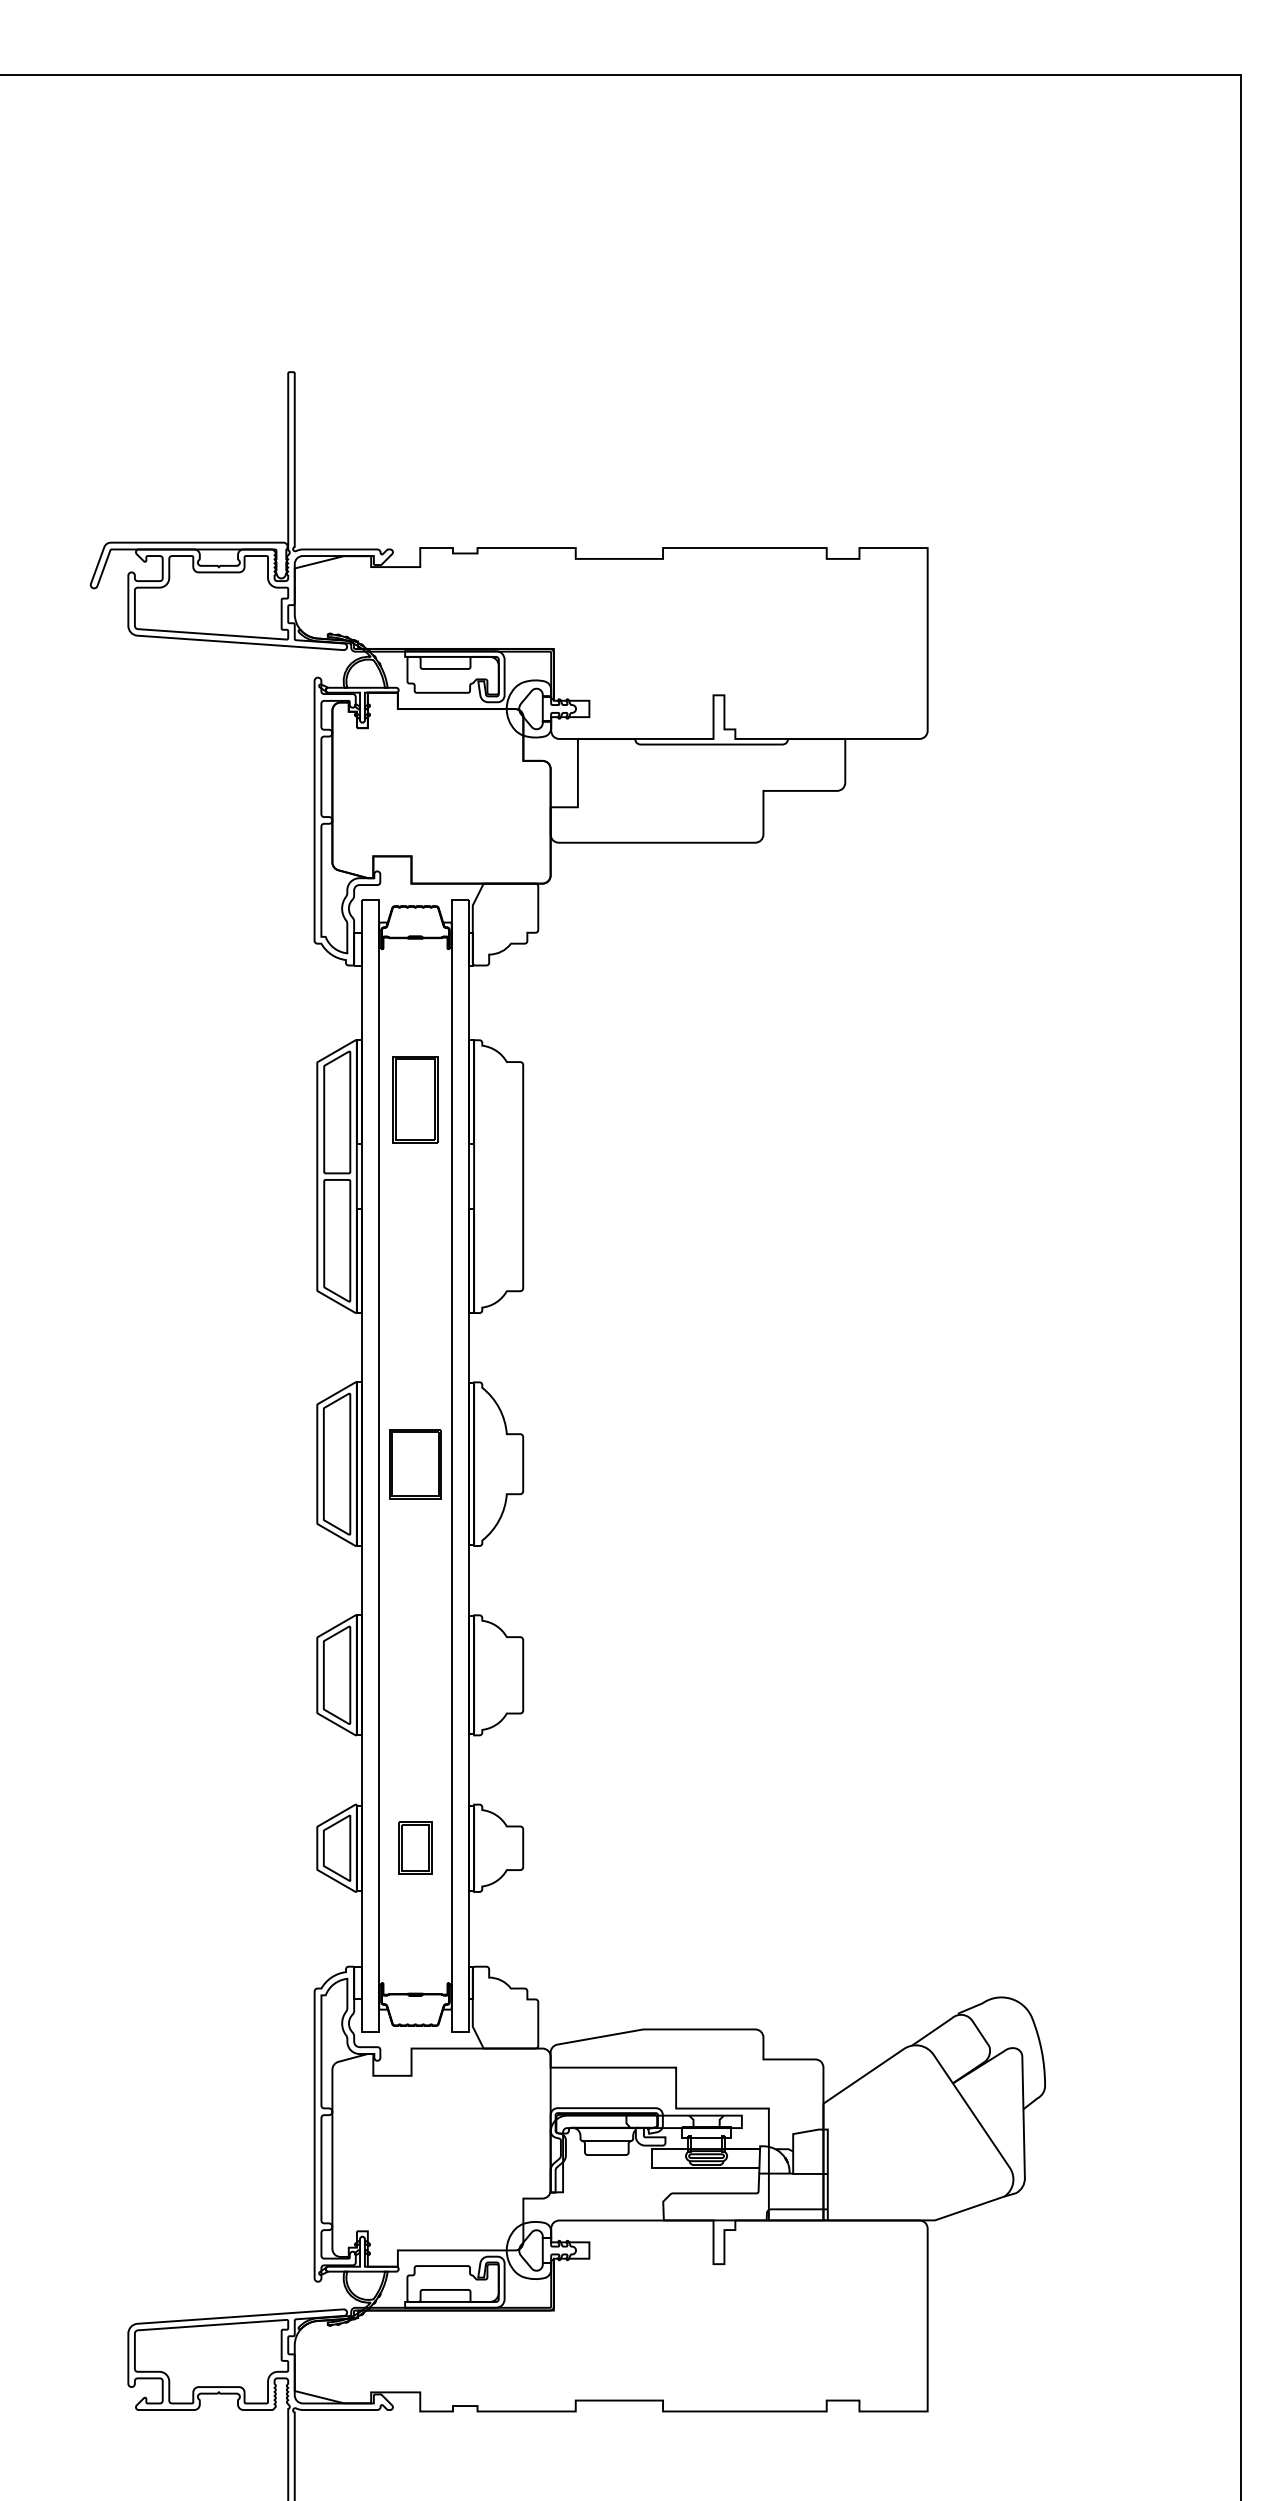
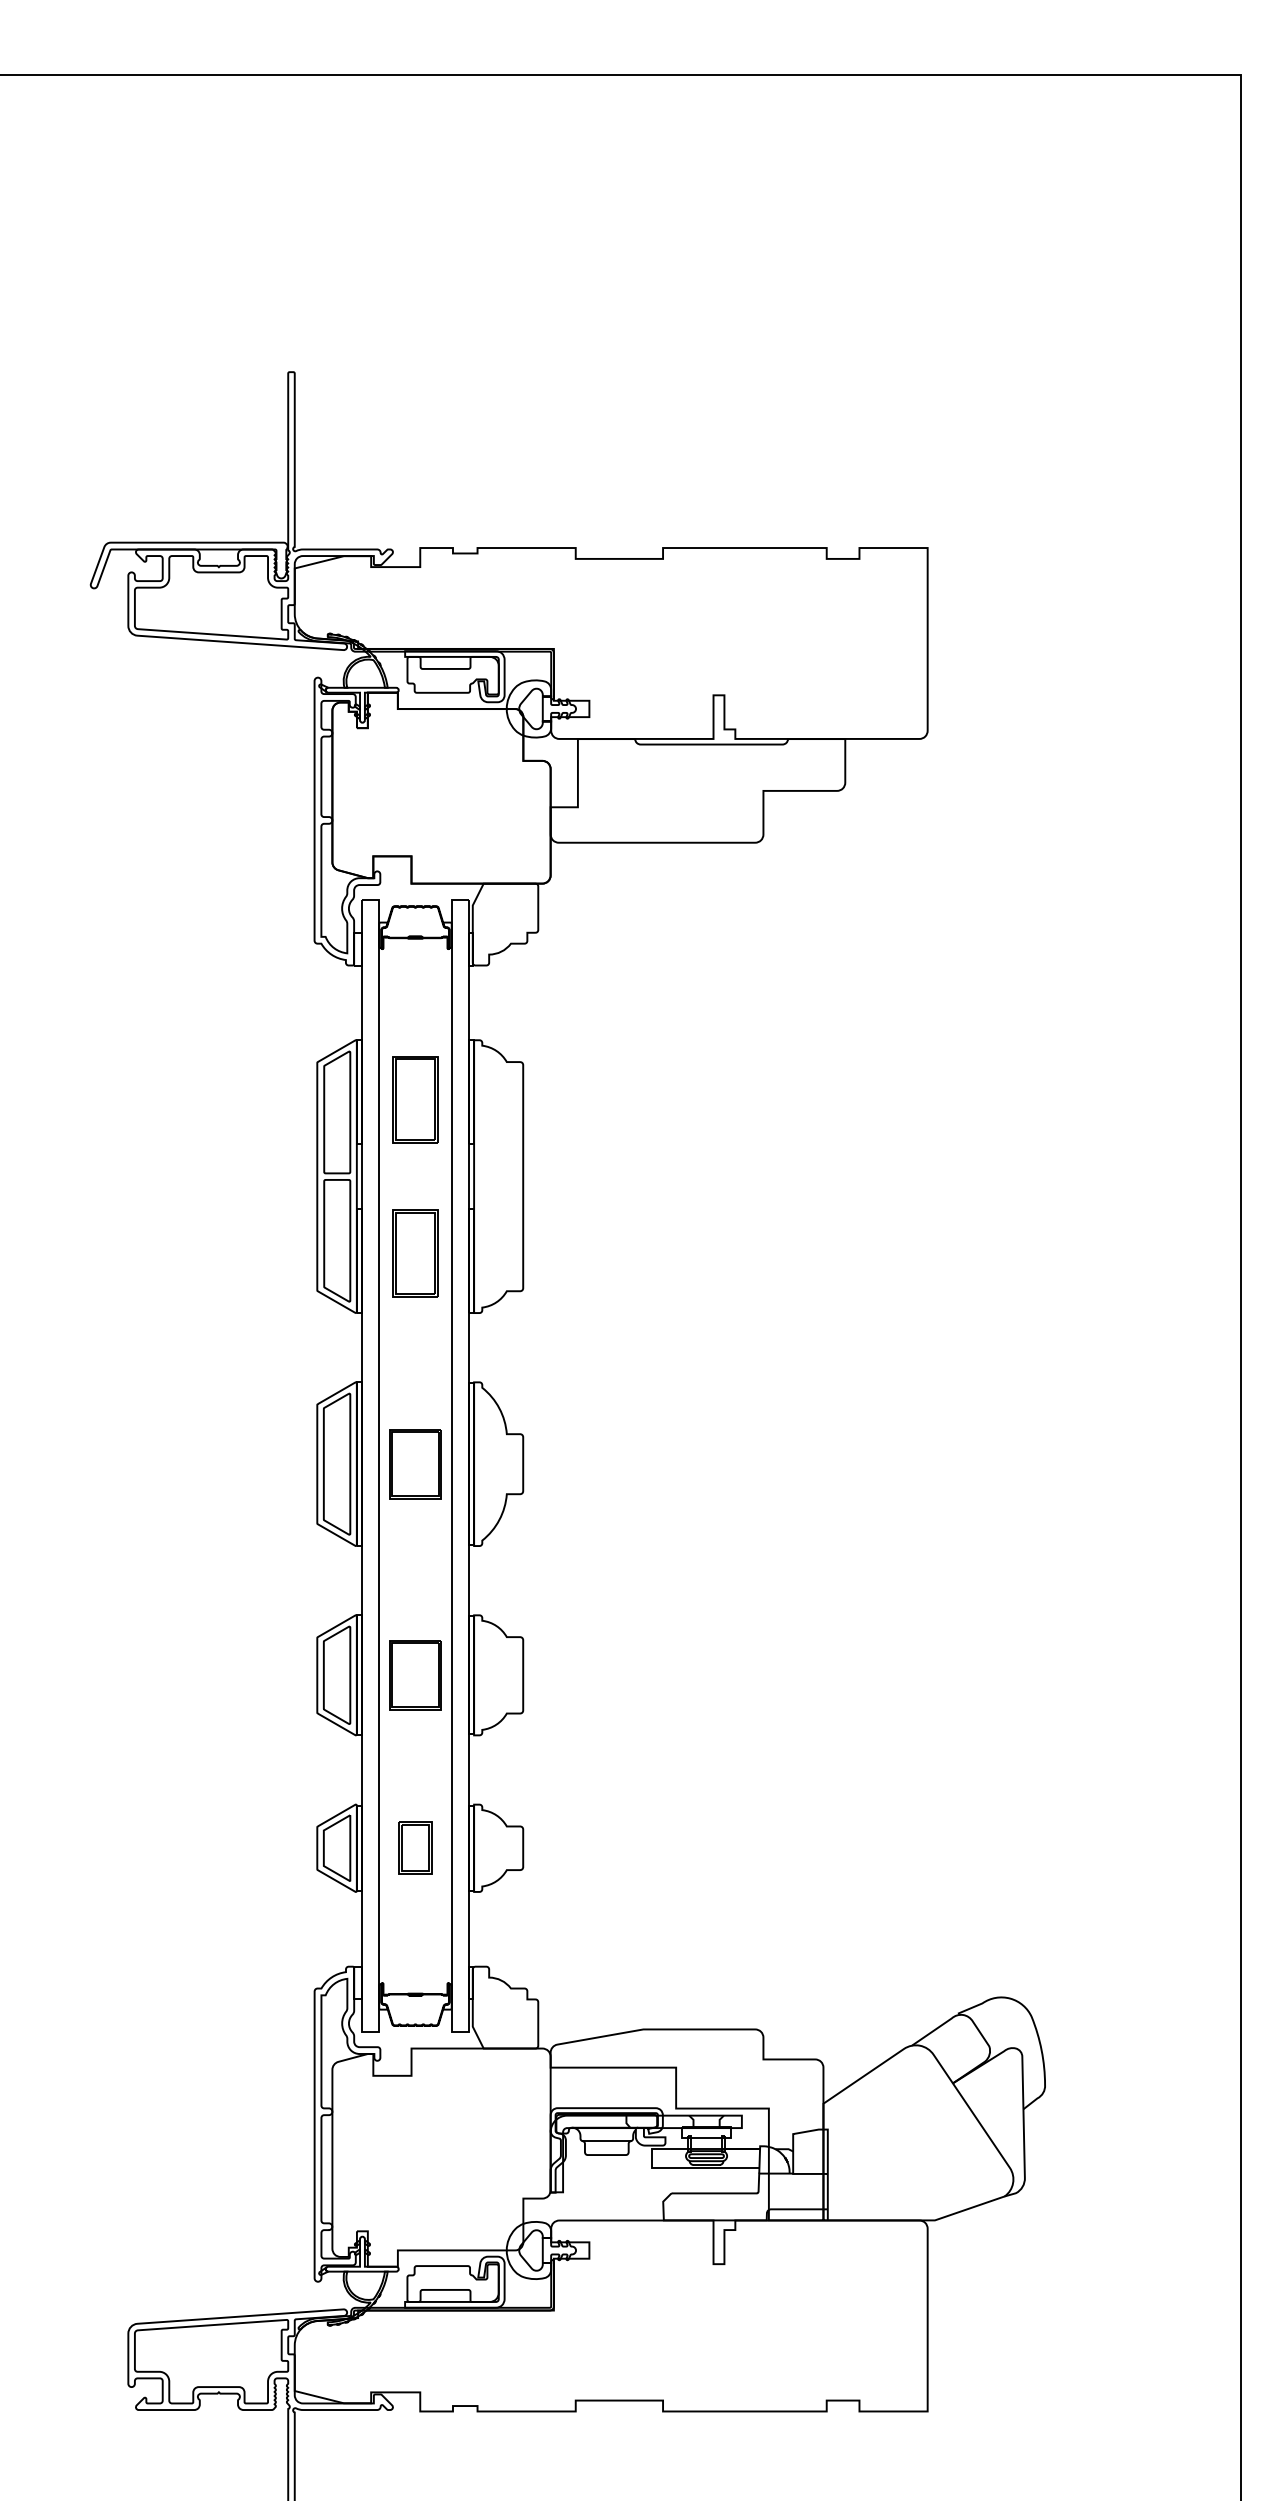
part: none -> present (415, 1253)
part: none -> present (415, 1675)
